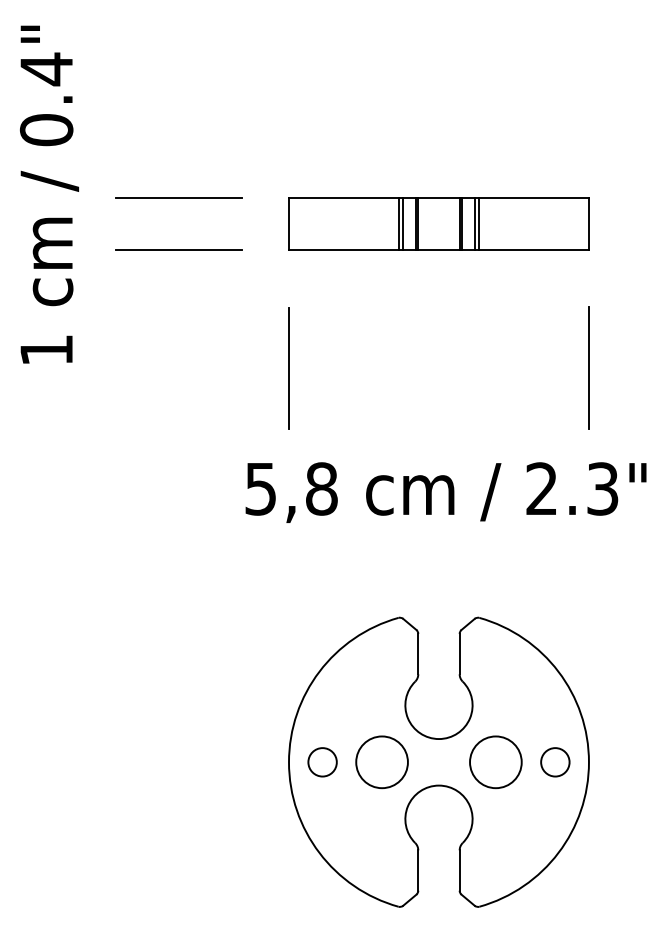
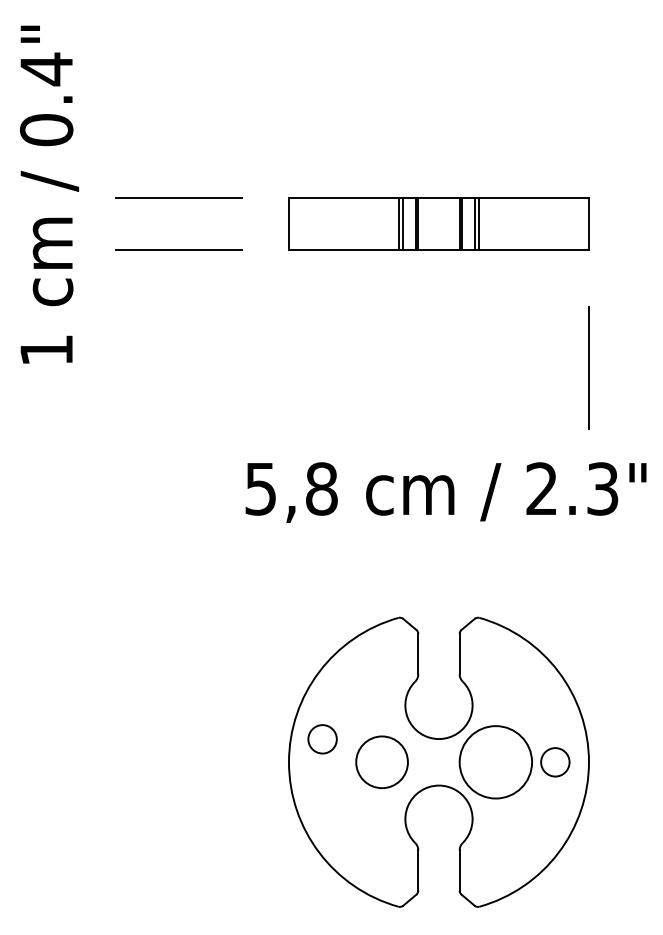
line: present -> none (289, 368)
circle position: (322, 762) -> (322, 739) (322, 739)
circle diameter: 52 px -> 72 px (495, 762)
